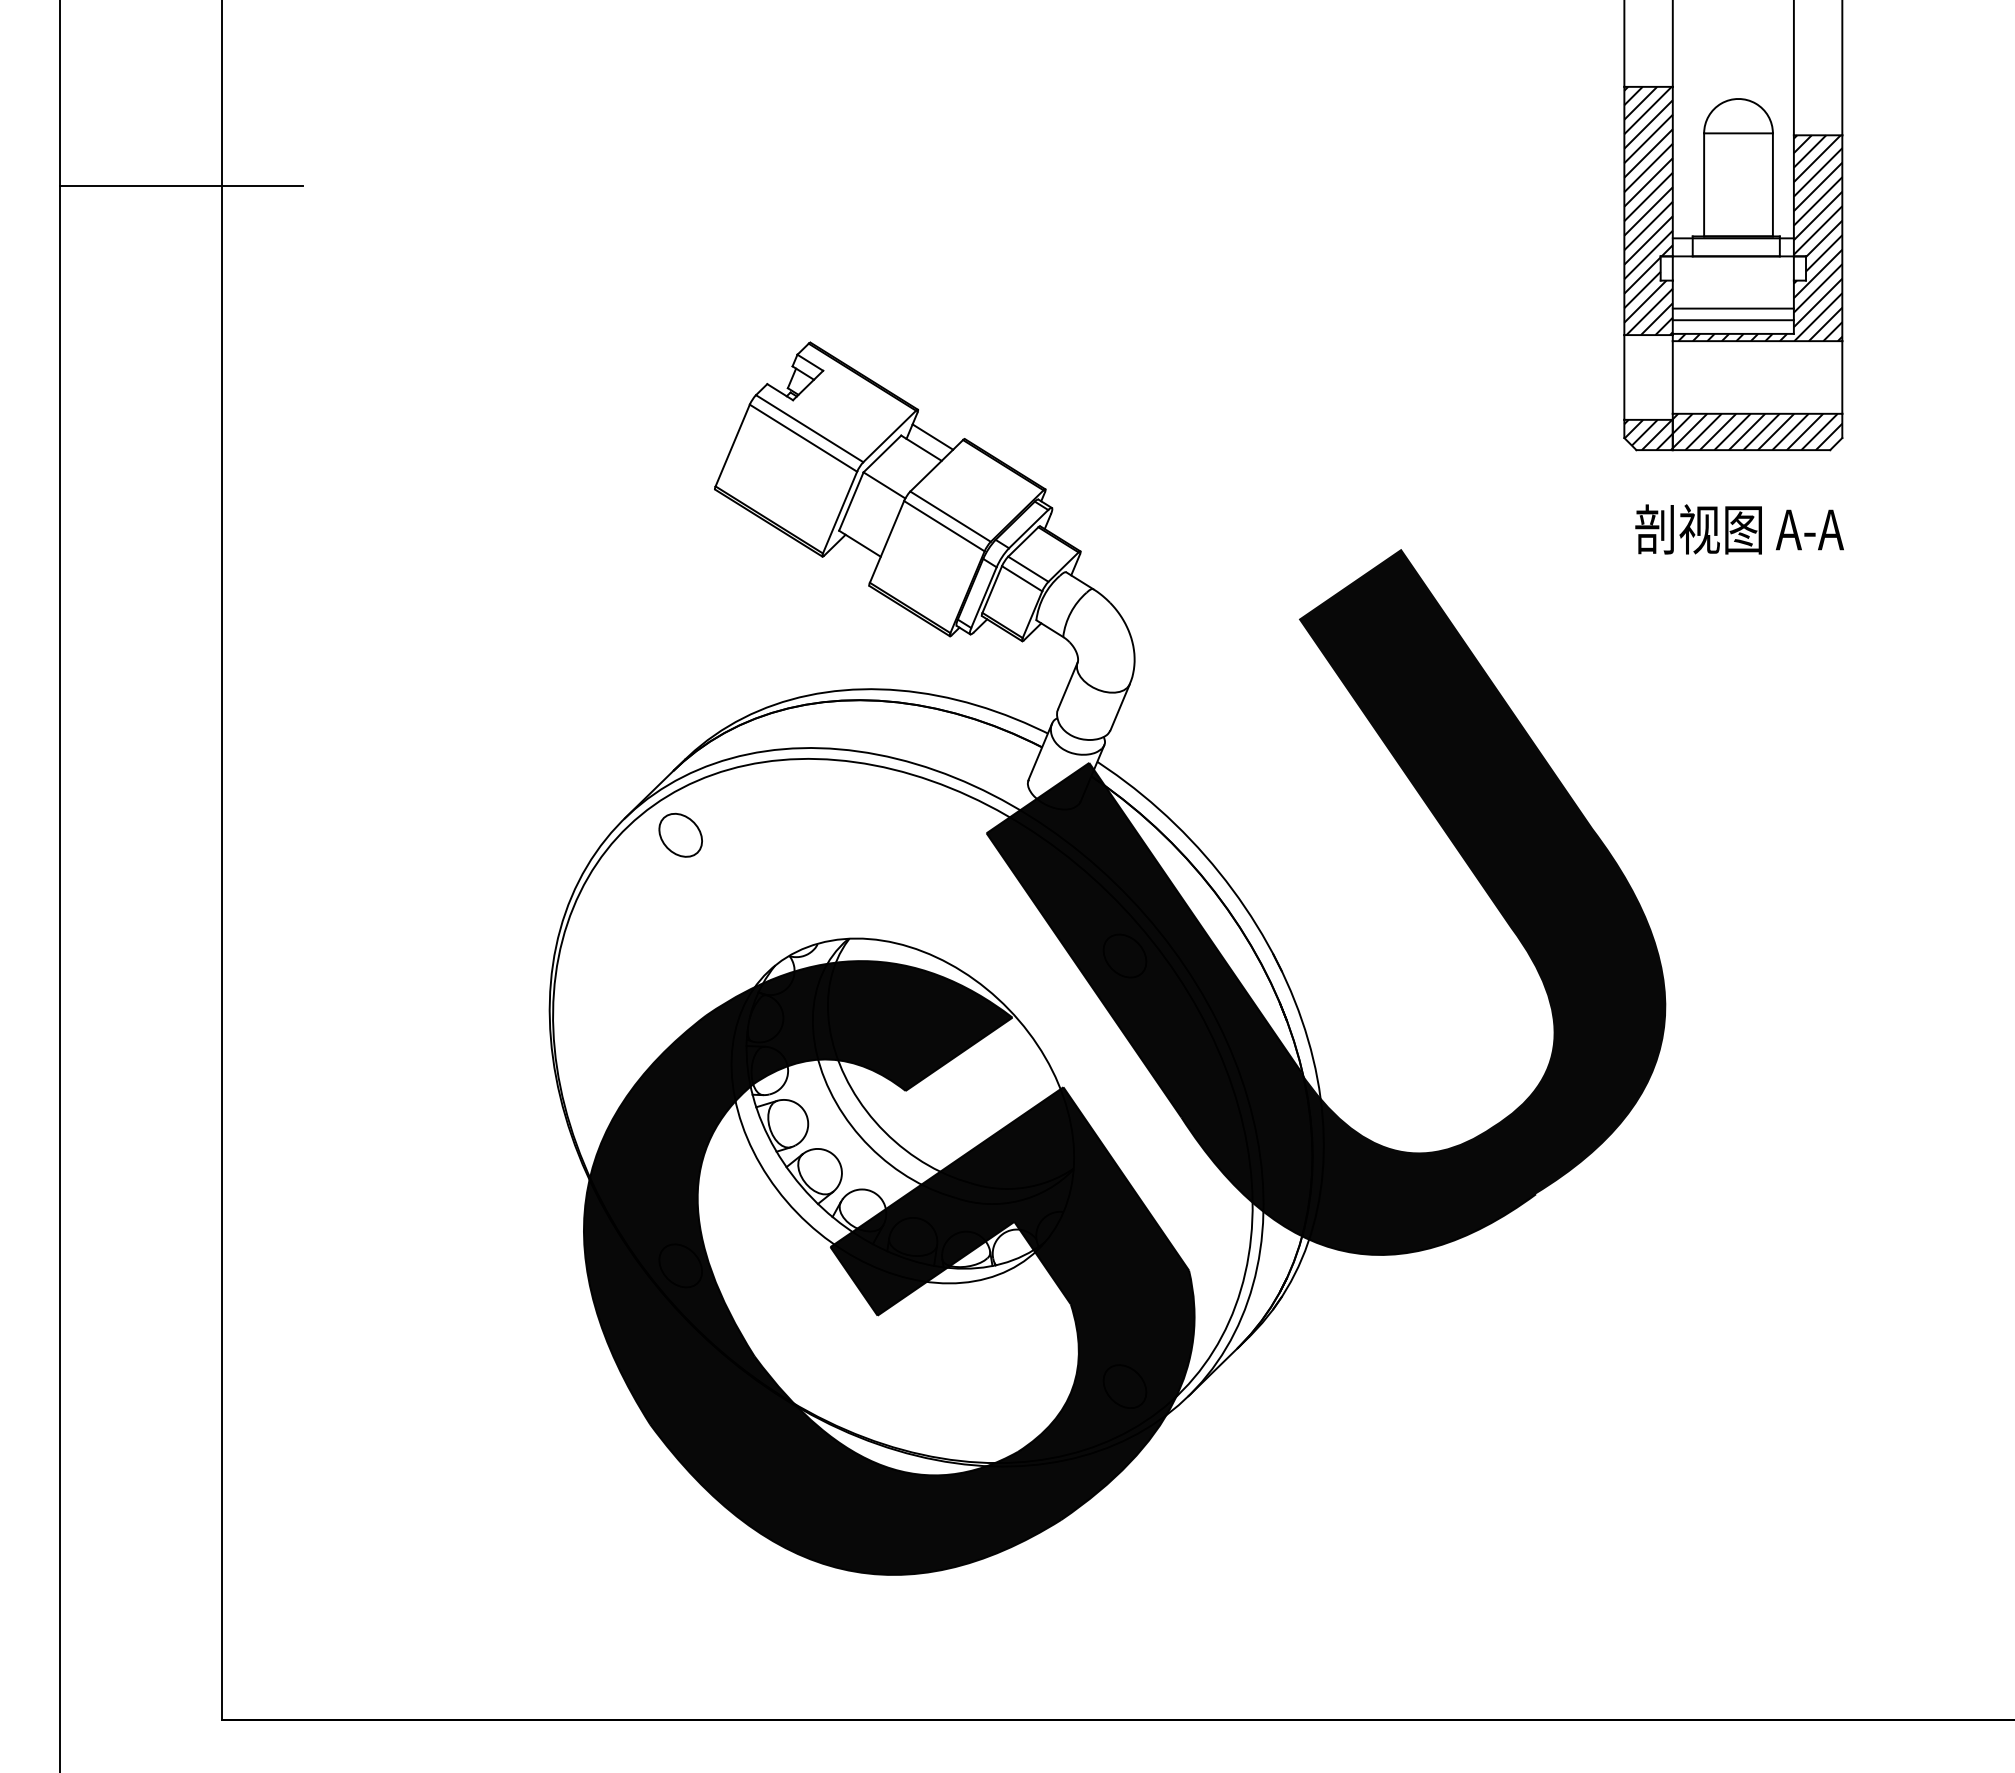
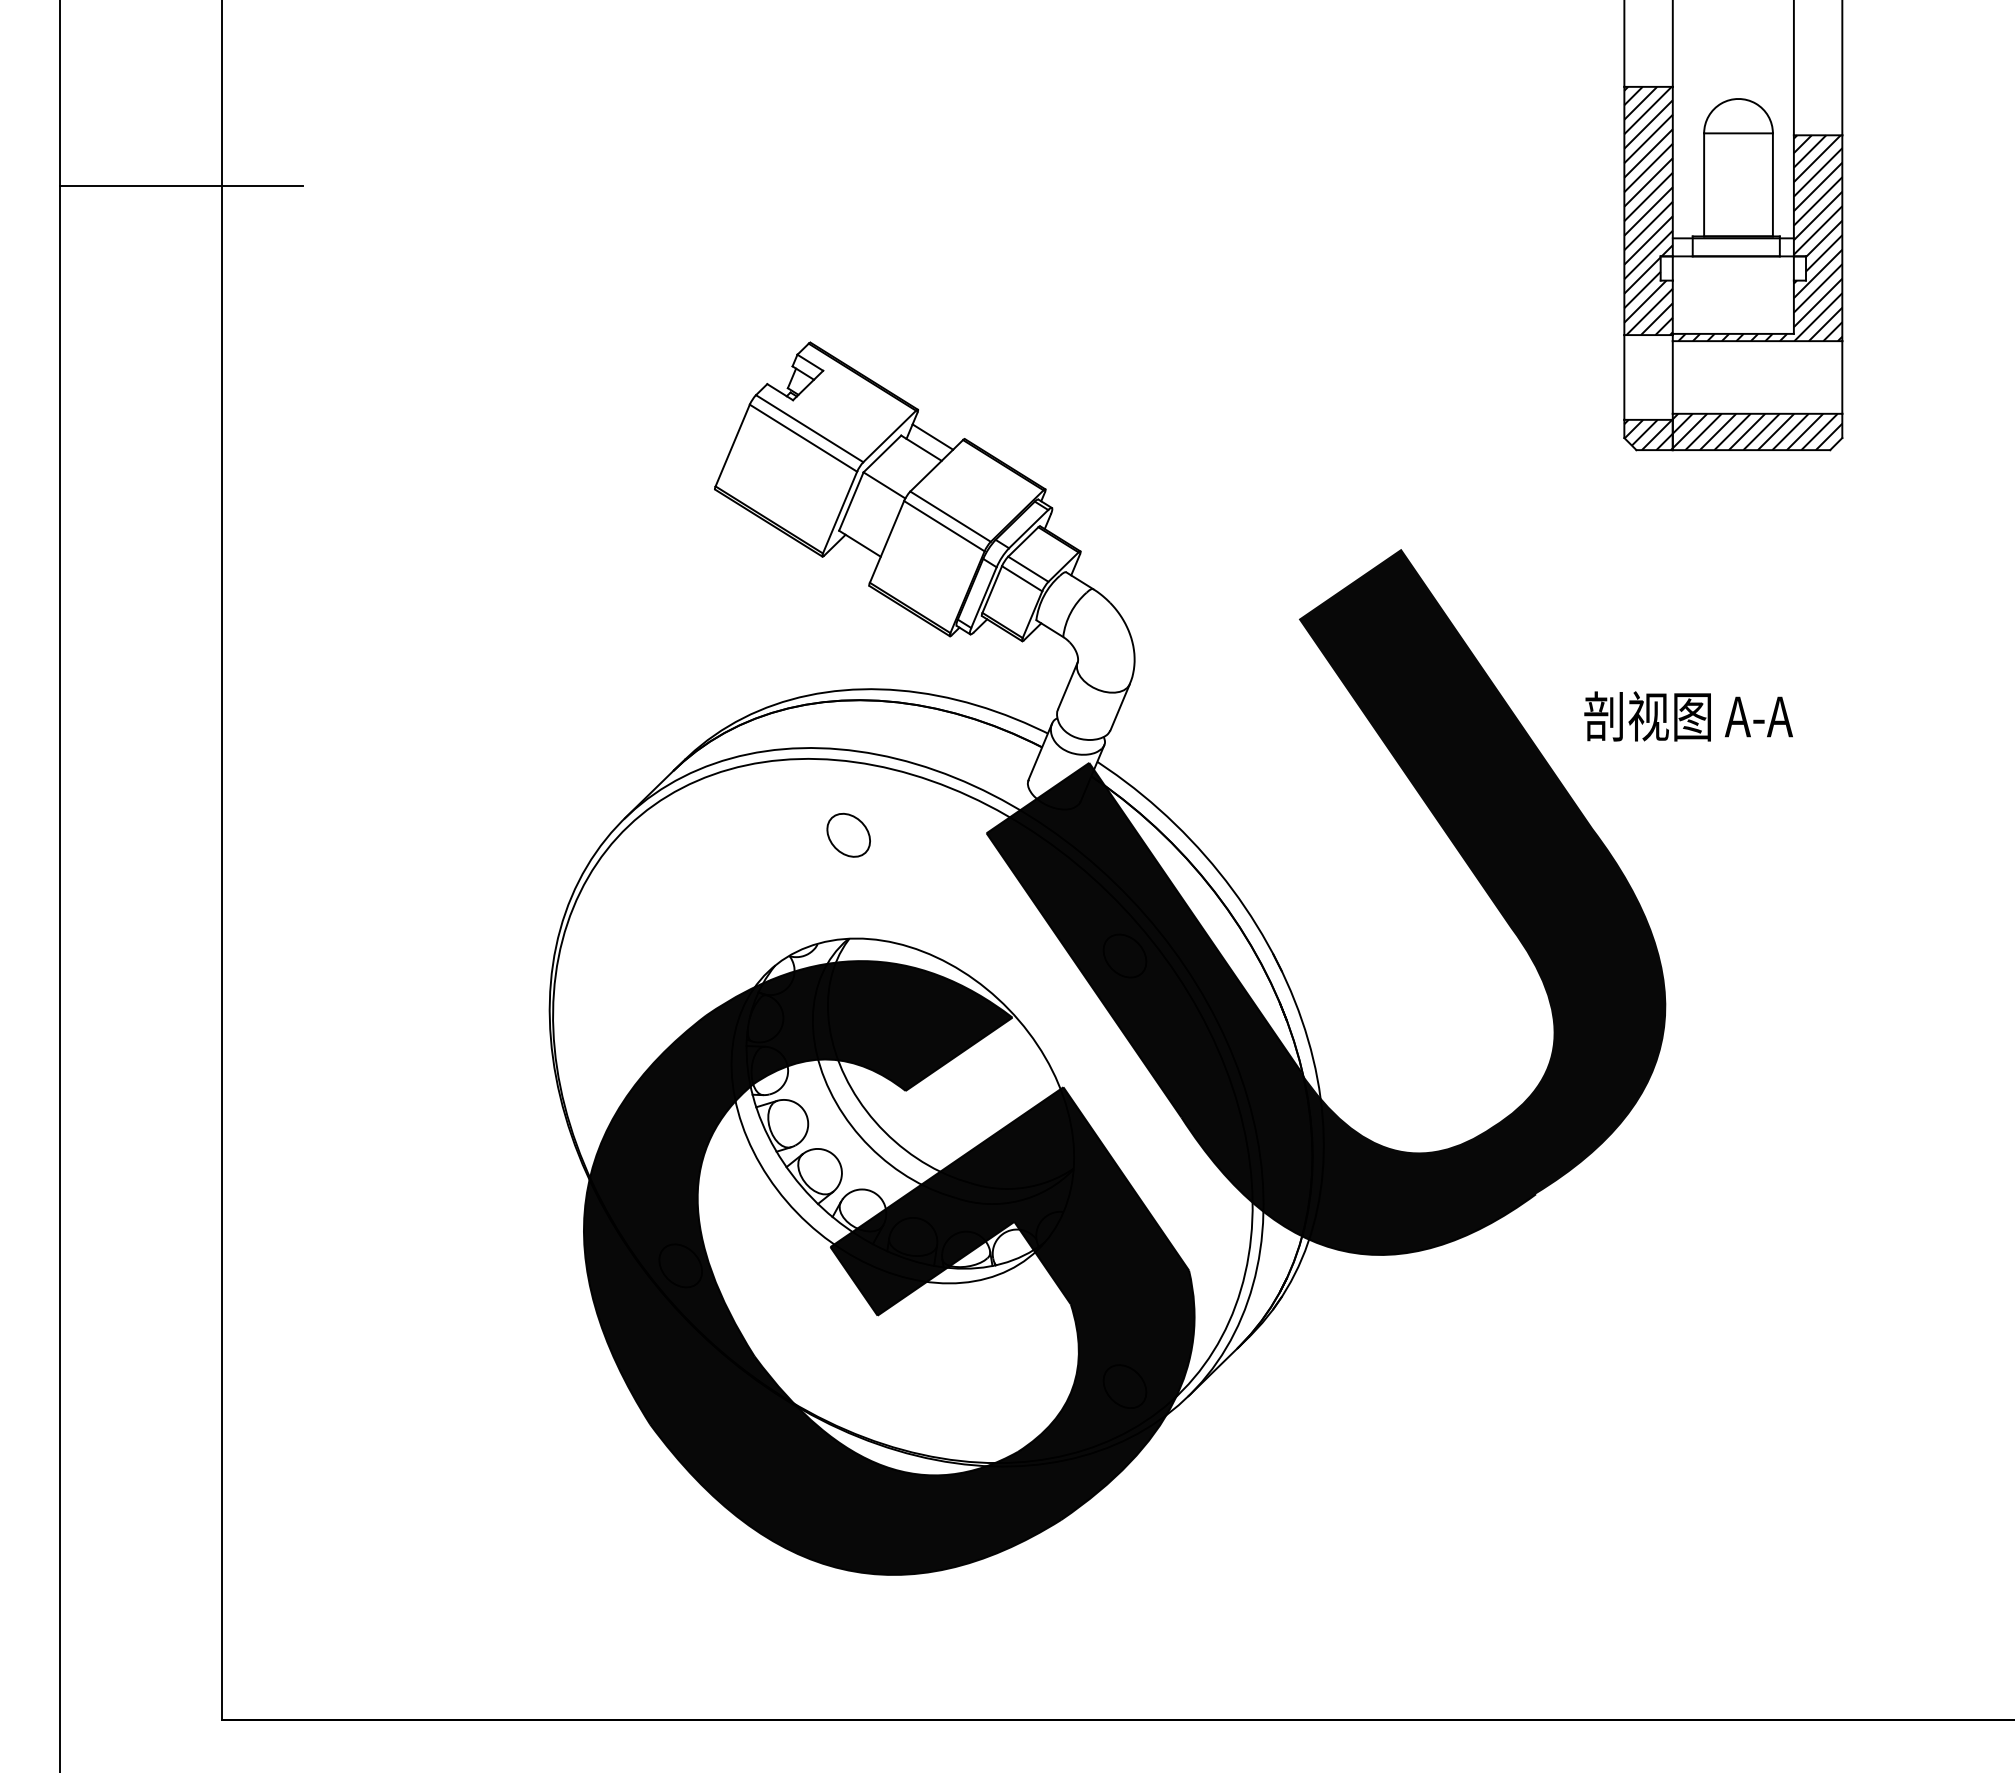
line: present -> none (1732, 308)
line: present -> none (1732, 320)
text position: (1739, 529) -> (1688, 716) (1688, 716)
part position: (680, 834) -> (848, 834) (848, 834)
